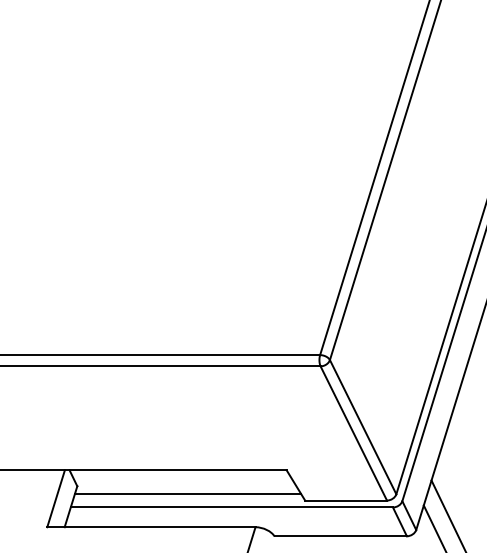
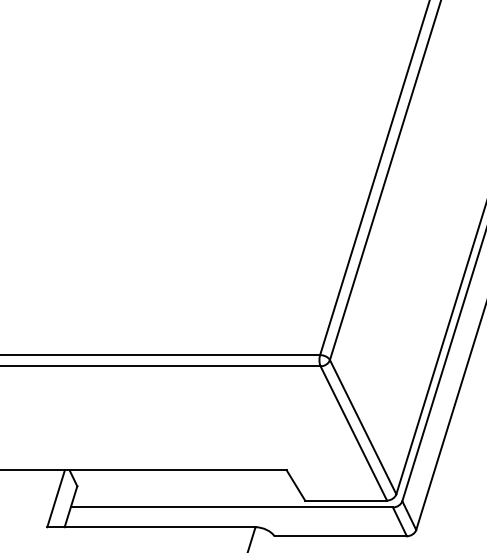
line: present -> none (187, 493)
line: present -> none (447, 514)
line: present -> none (434, 527)
